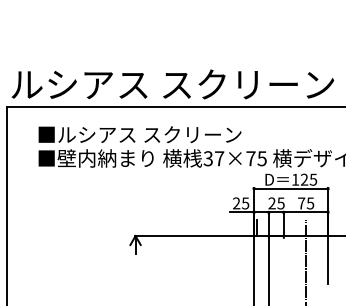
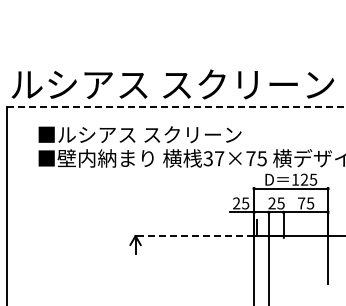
line: solid -> dashed (176, 106)
line: solid -> dashed (194, 236)
line: present -> none (305, 261)
